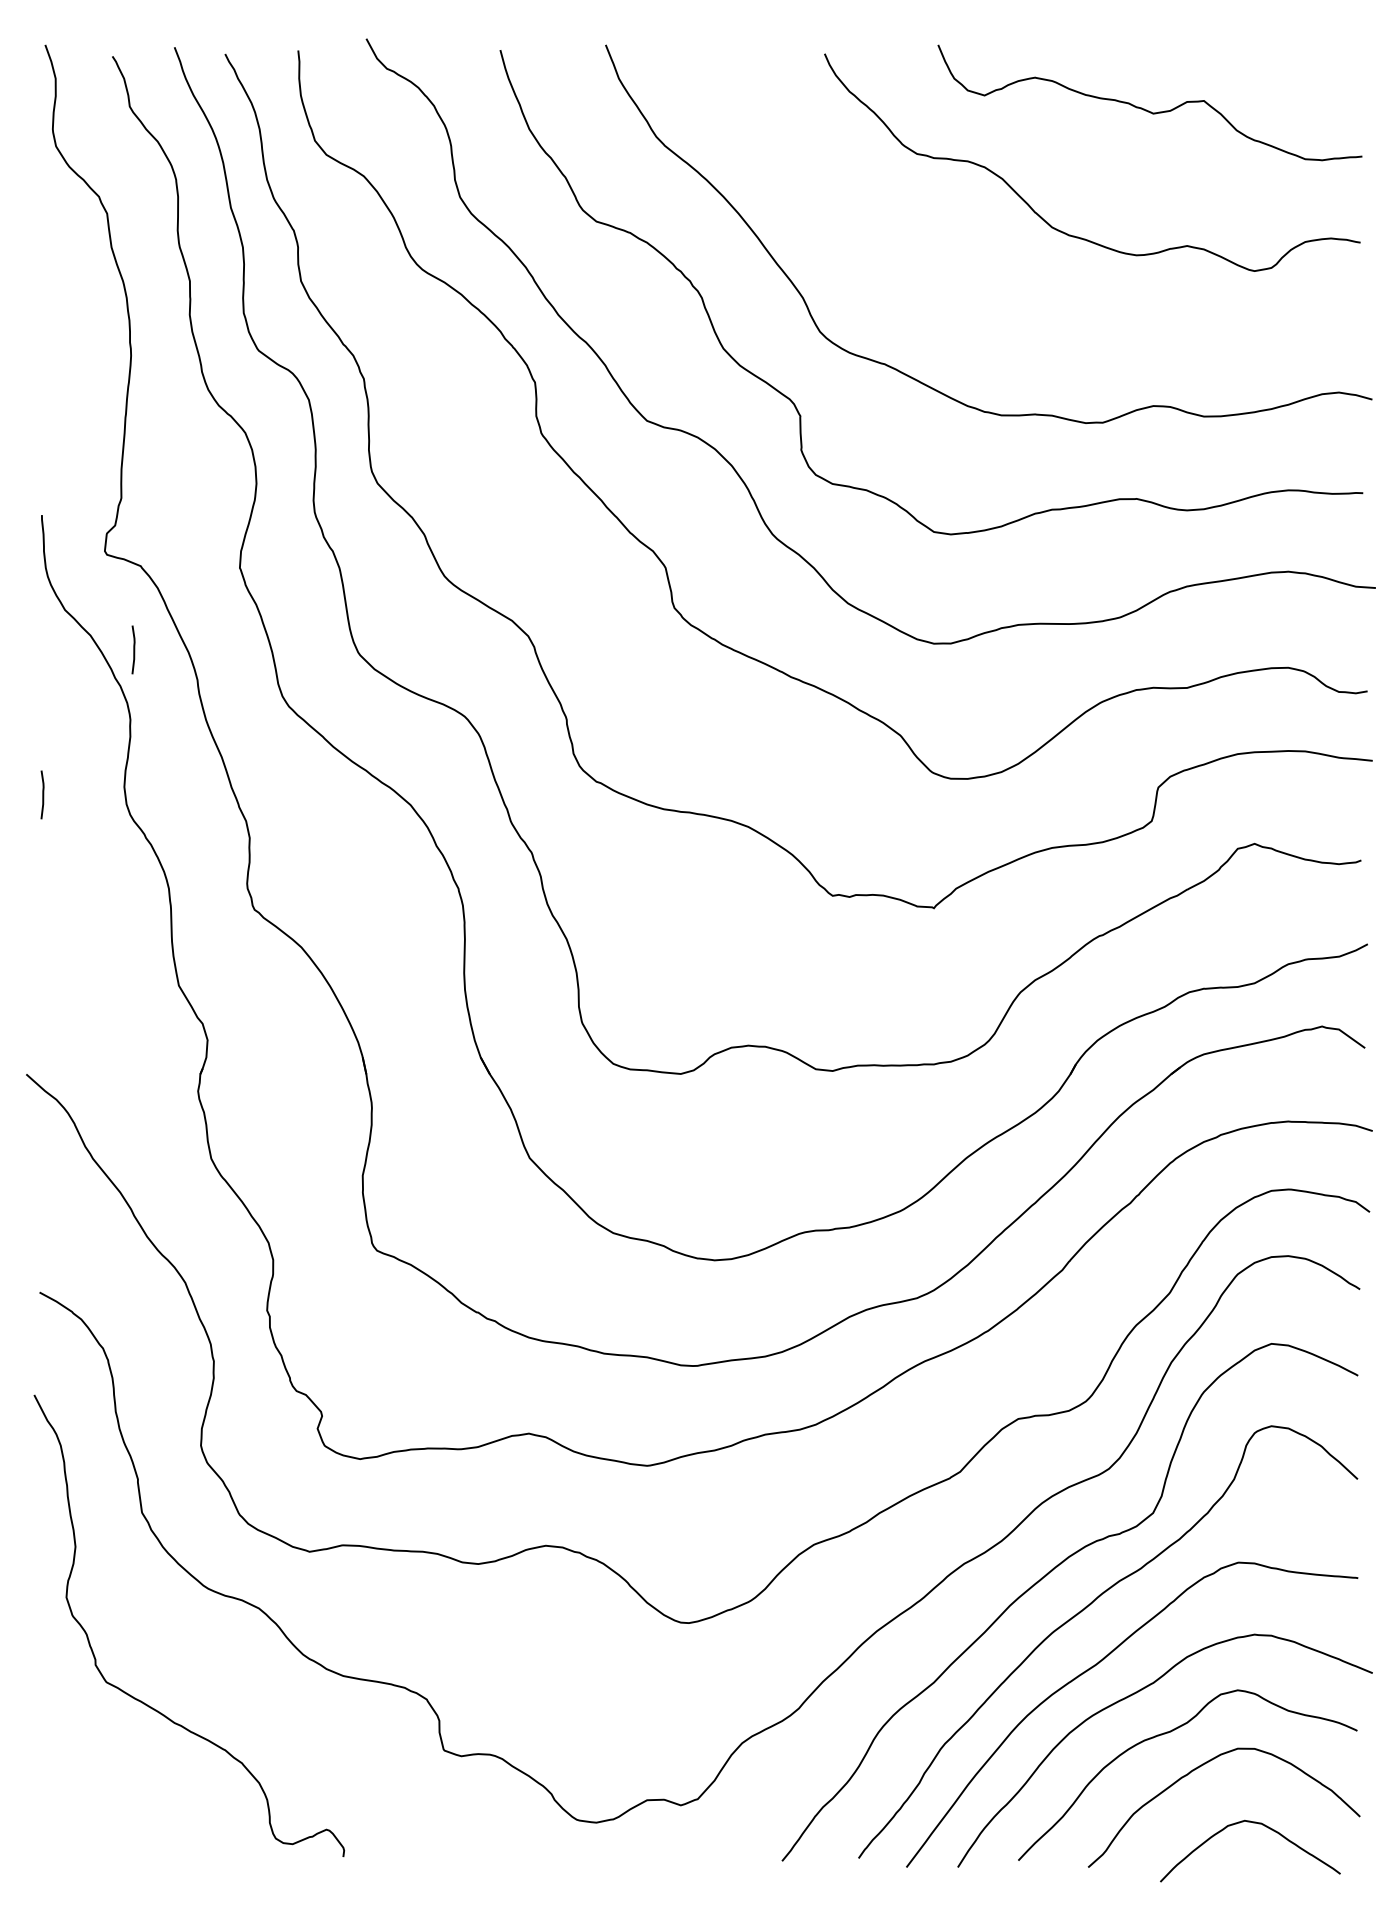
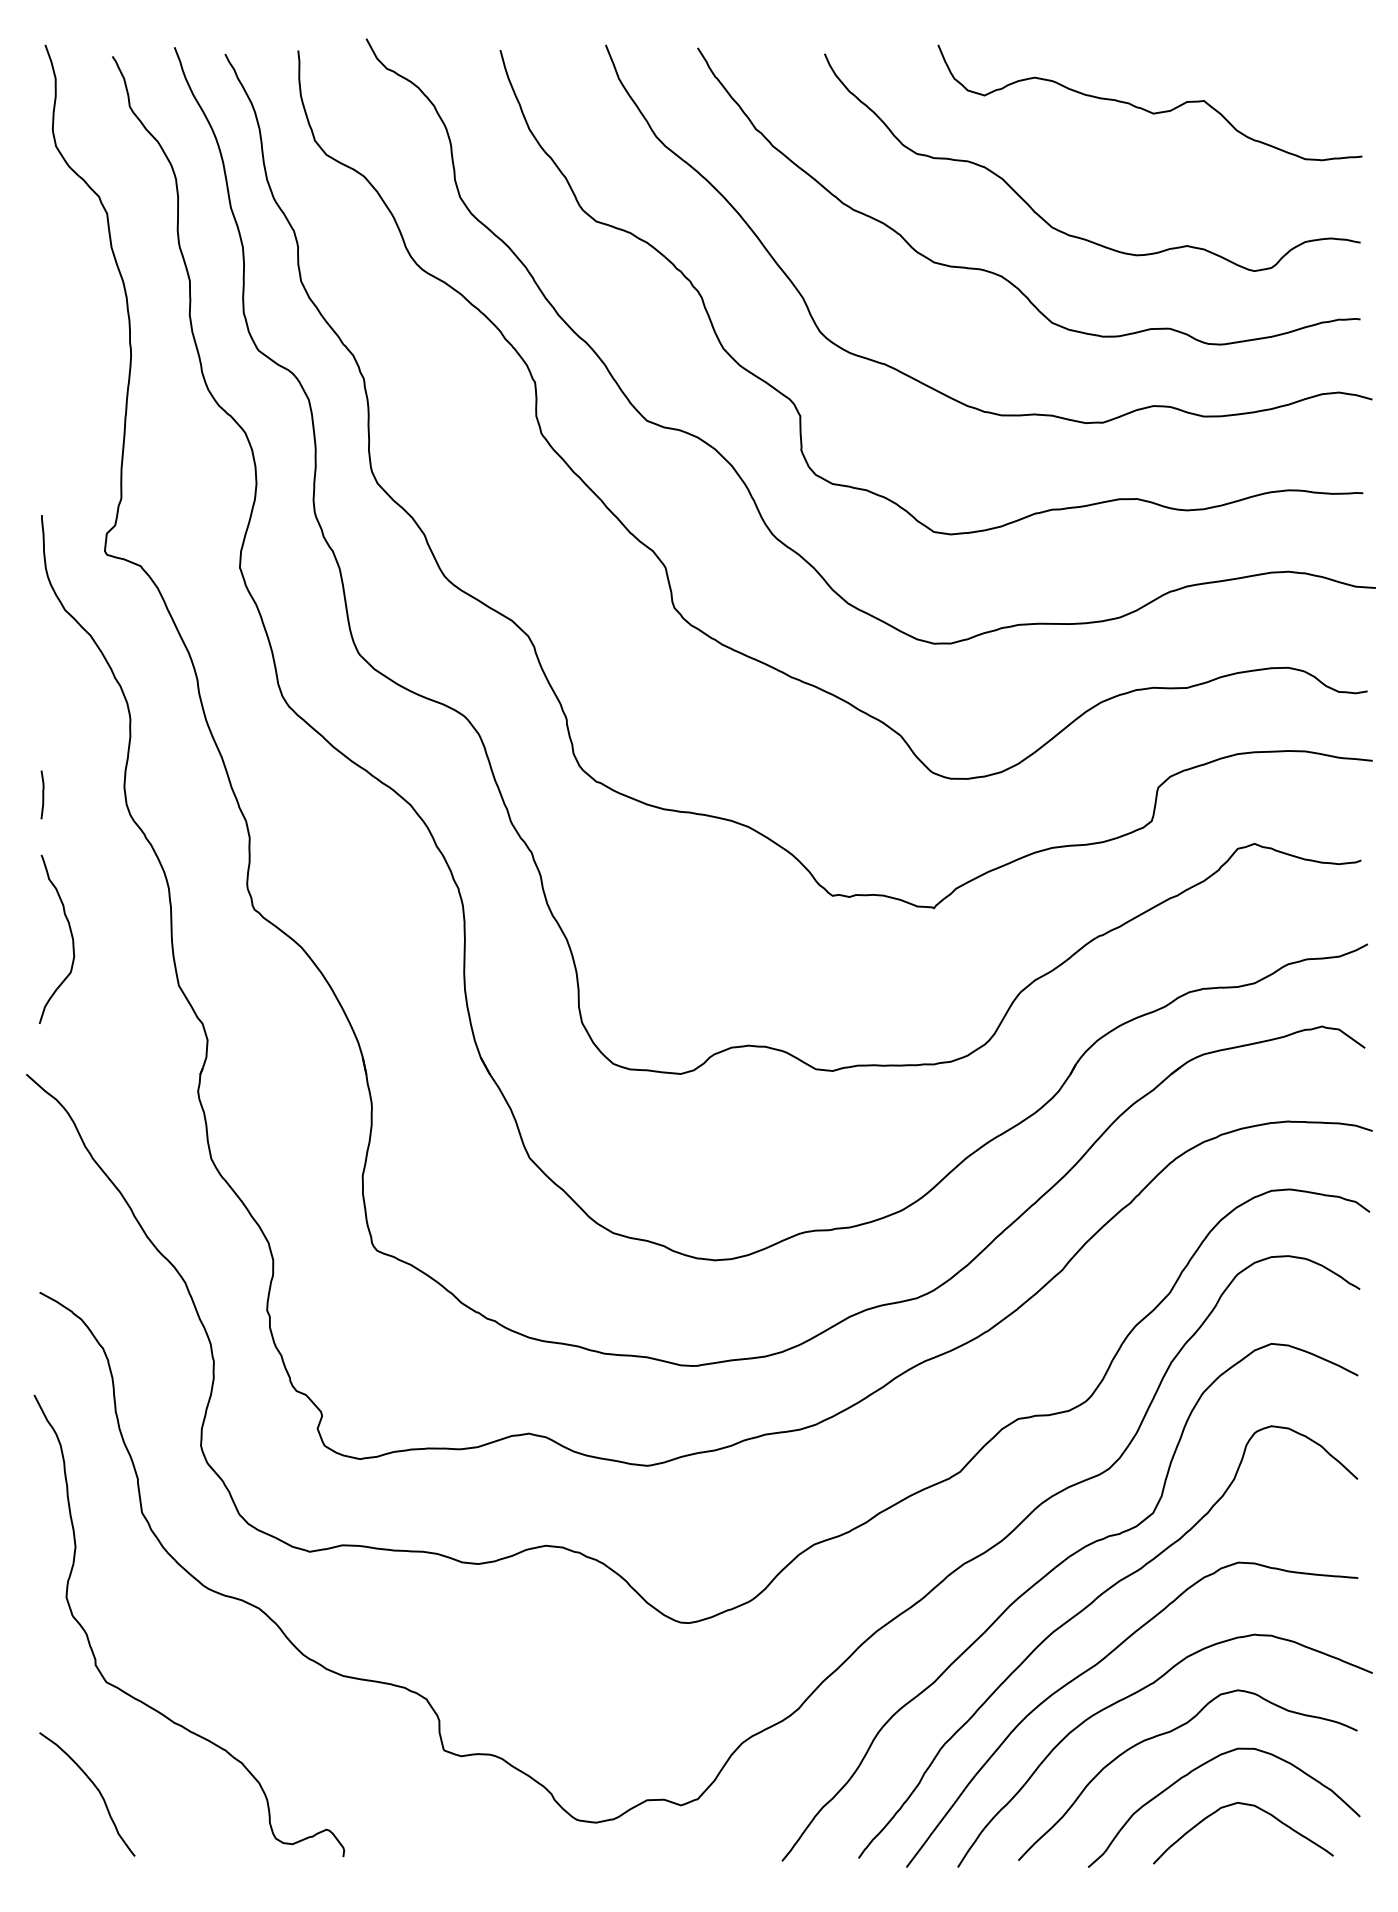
curve: none -> present (997, 273)
curve: present -> none (133, 649)
curve: none -> present (70, 934)
curve: none -> present (96, 1789)
curve position: (1253, 1823) -> (1246, 1805) (1246, 1805)
